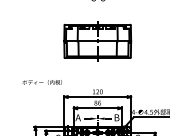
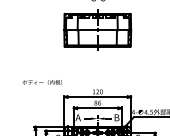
part position: (97, 40) -> (97, 29) (97, 29)
